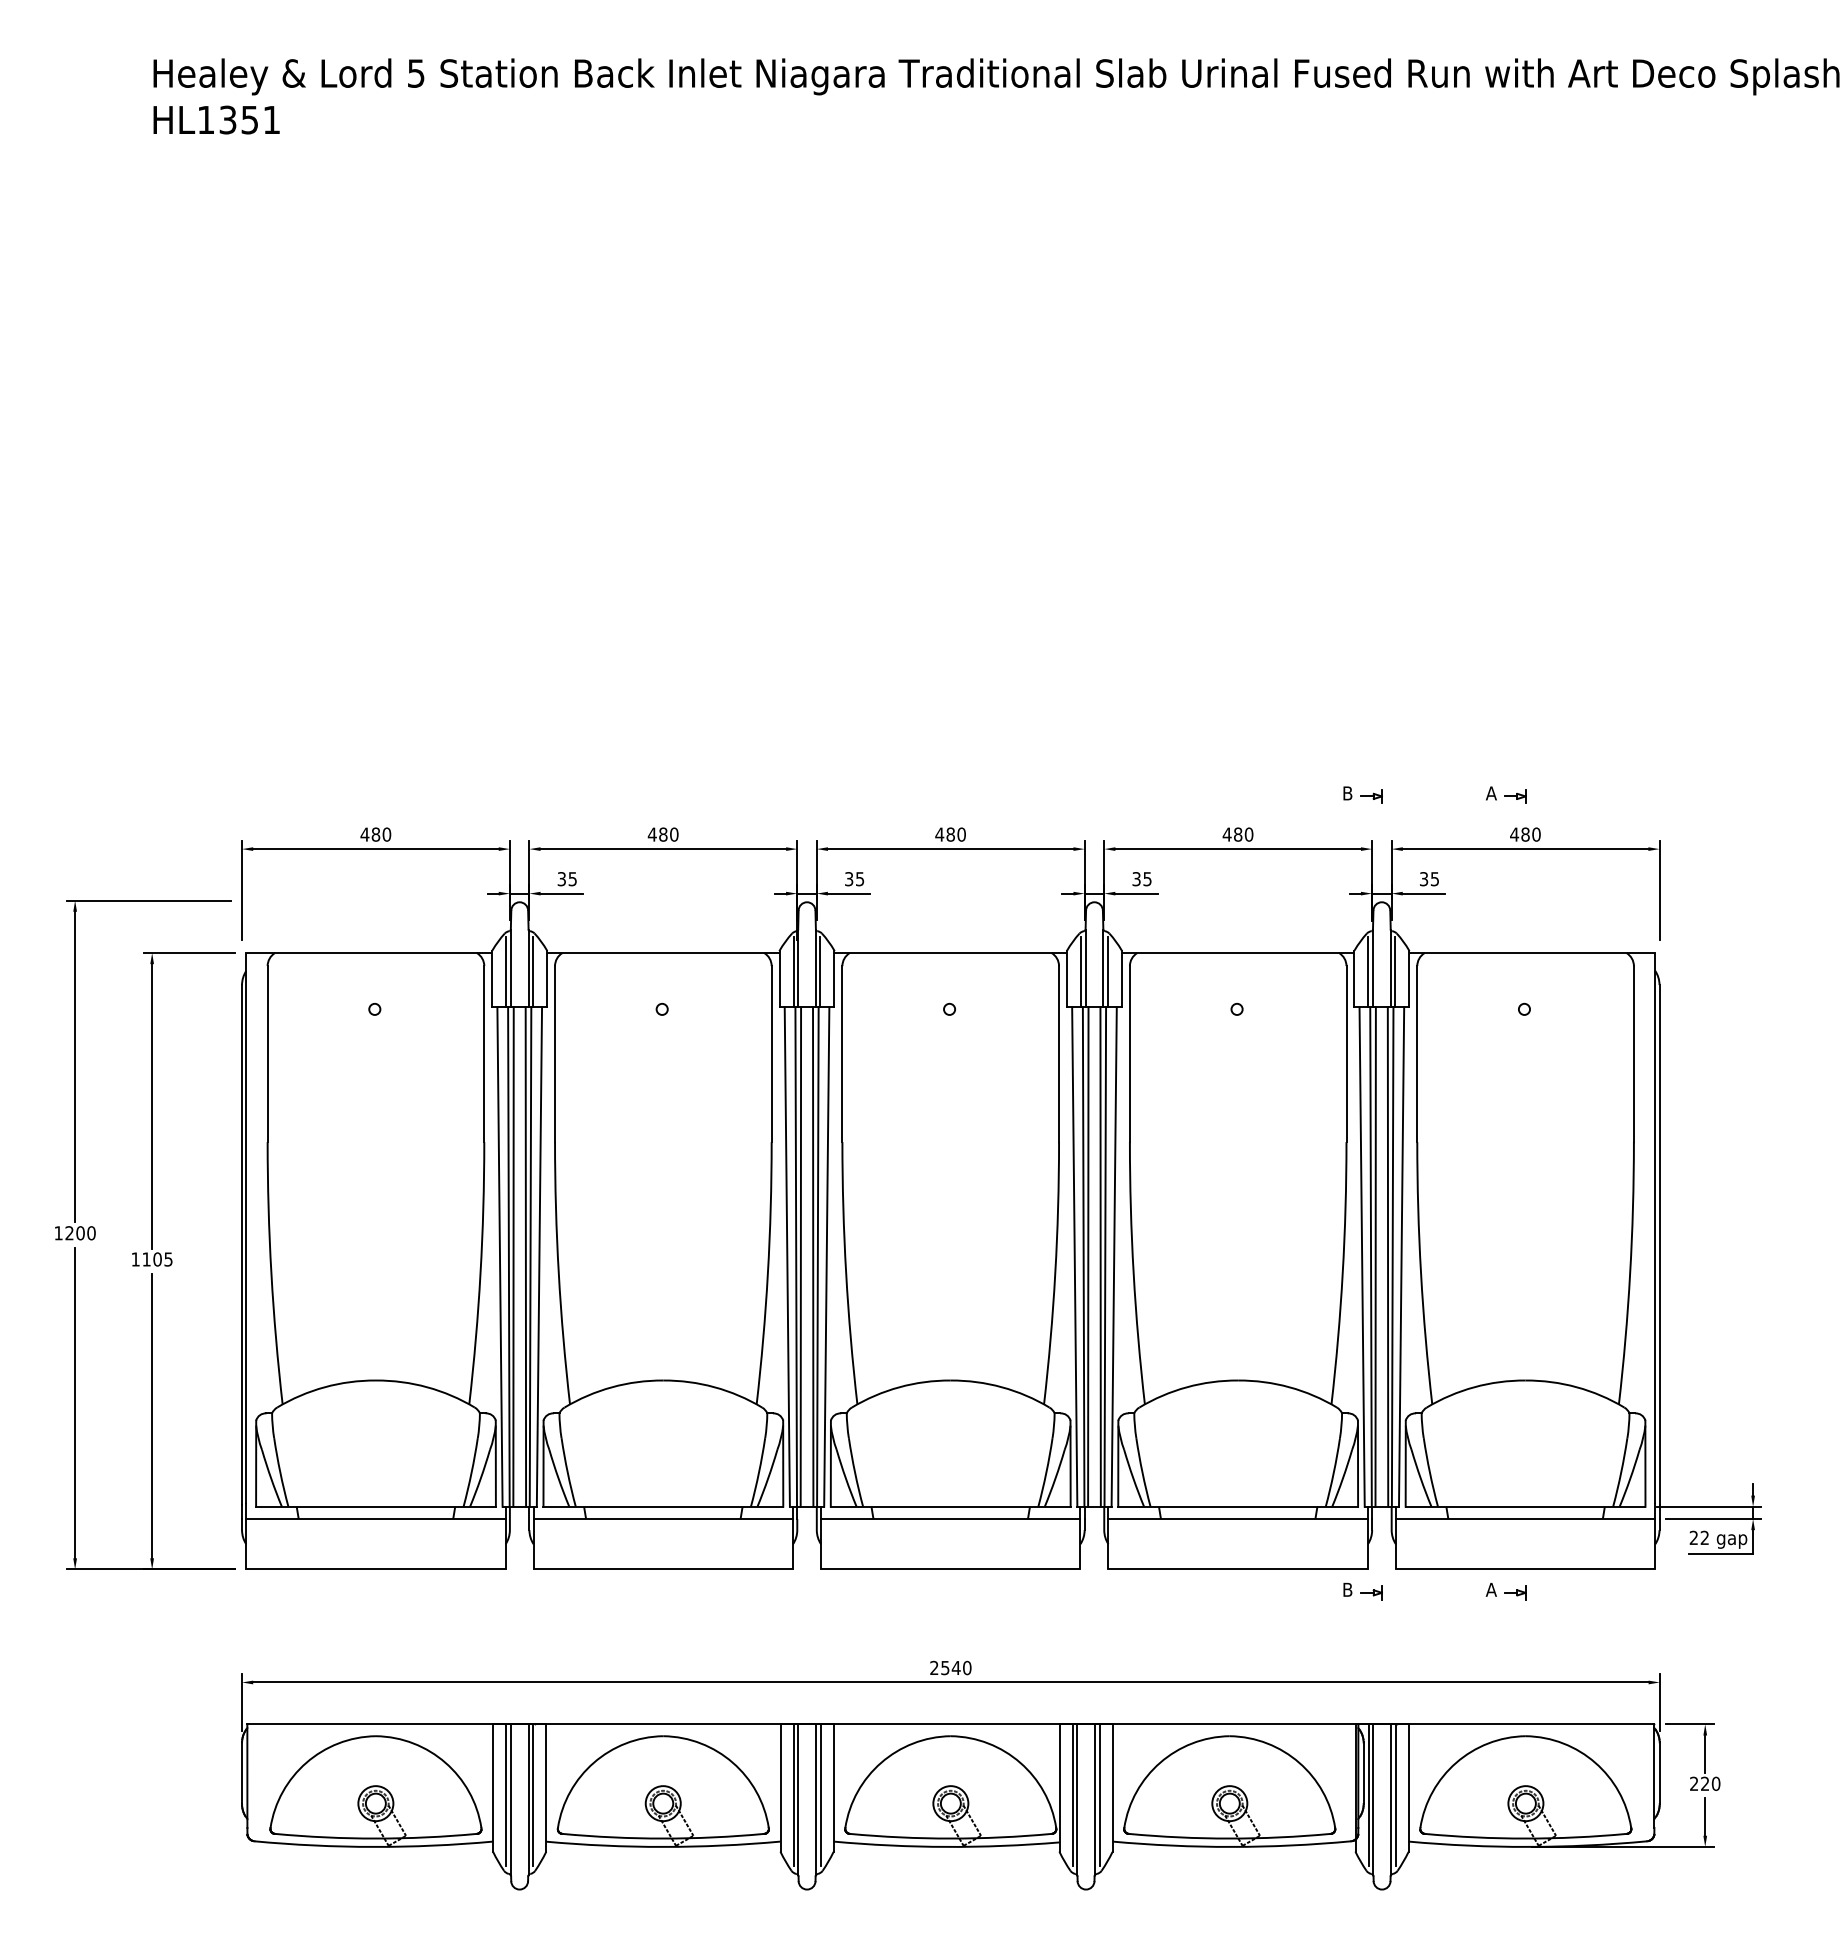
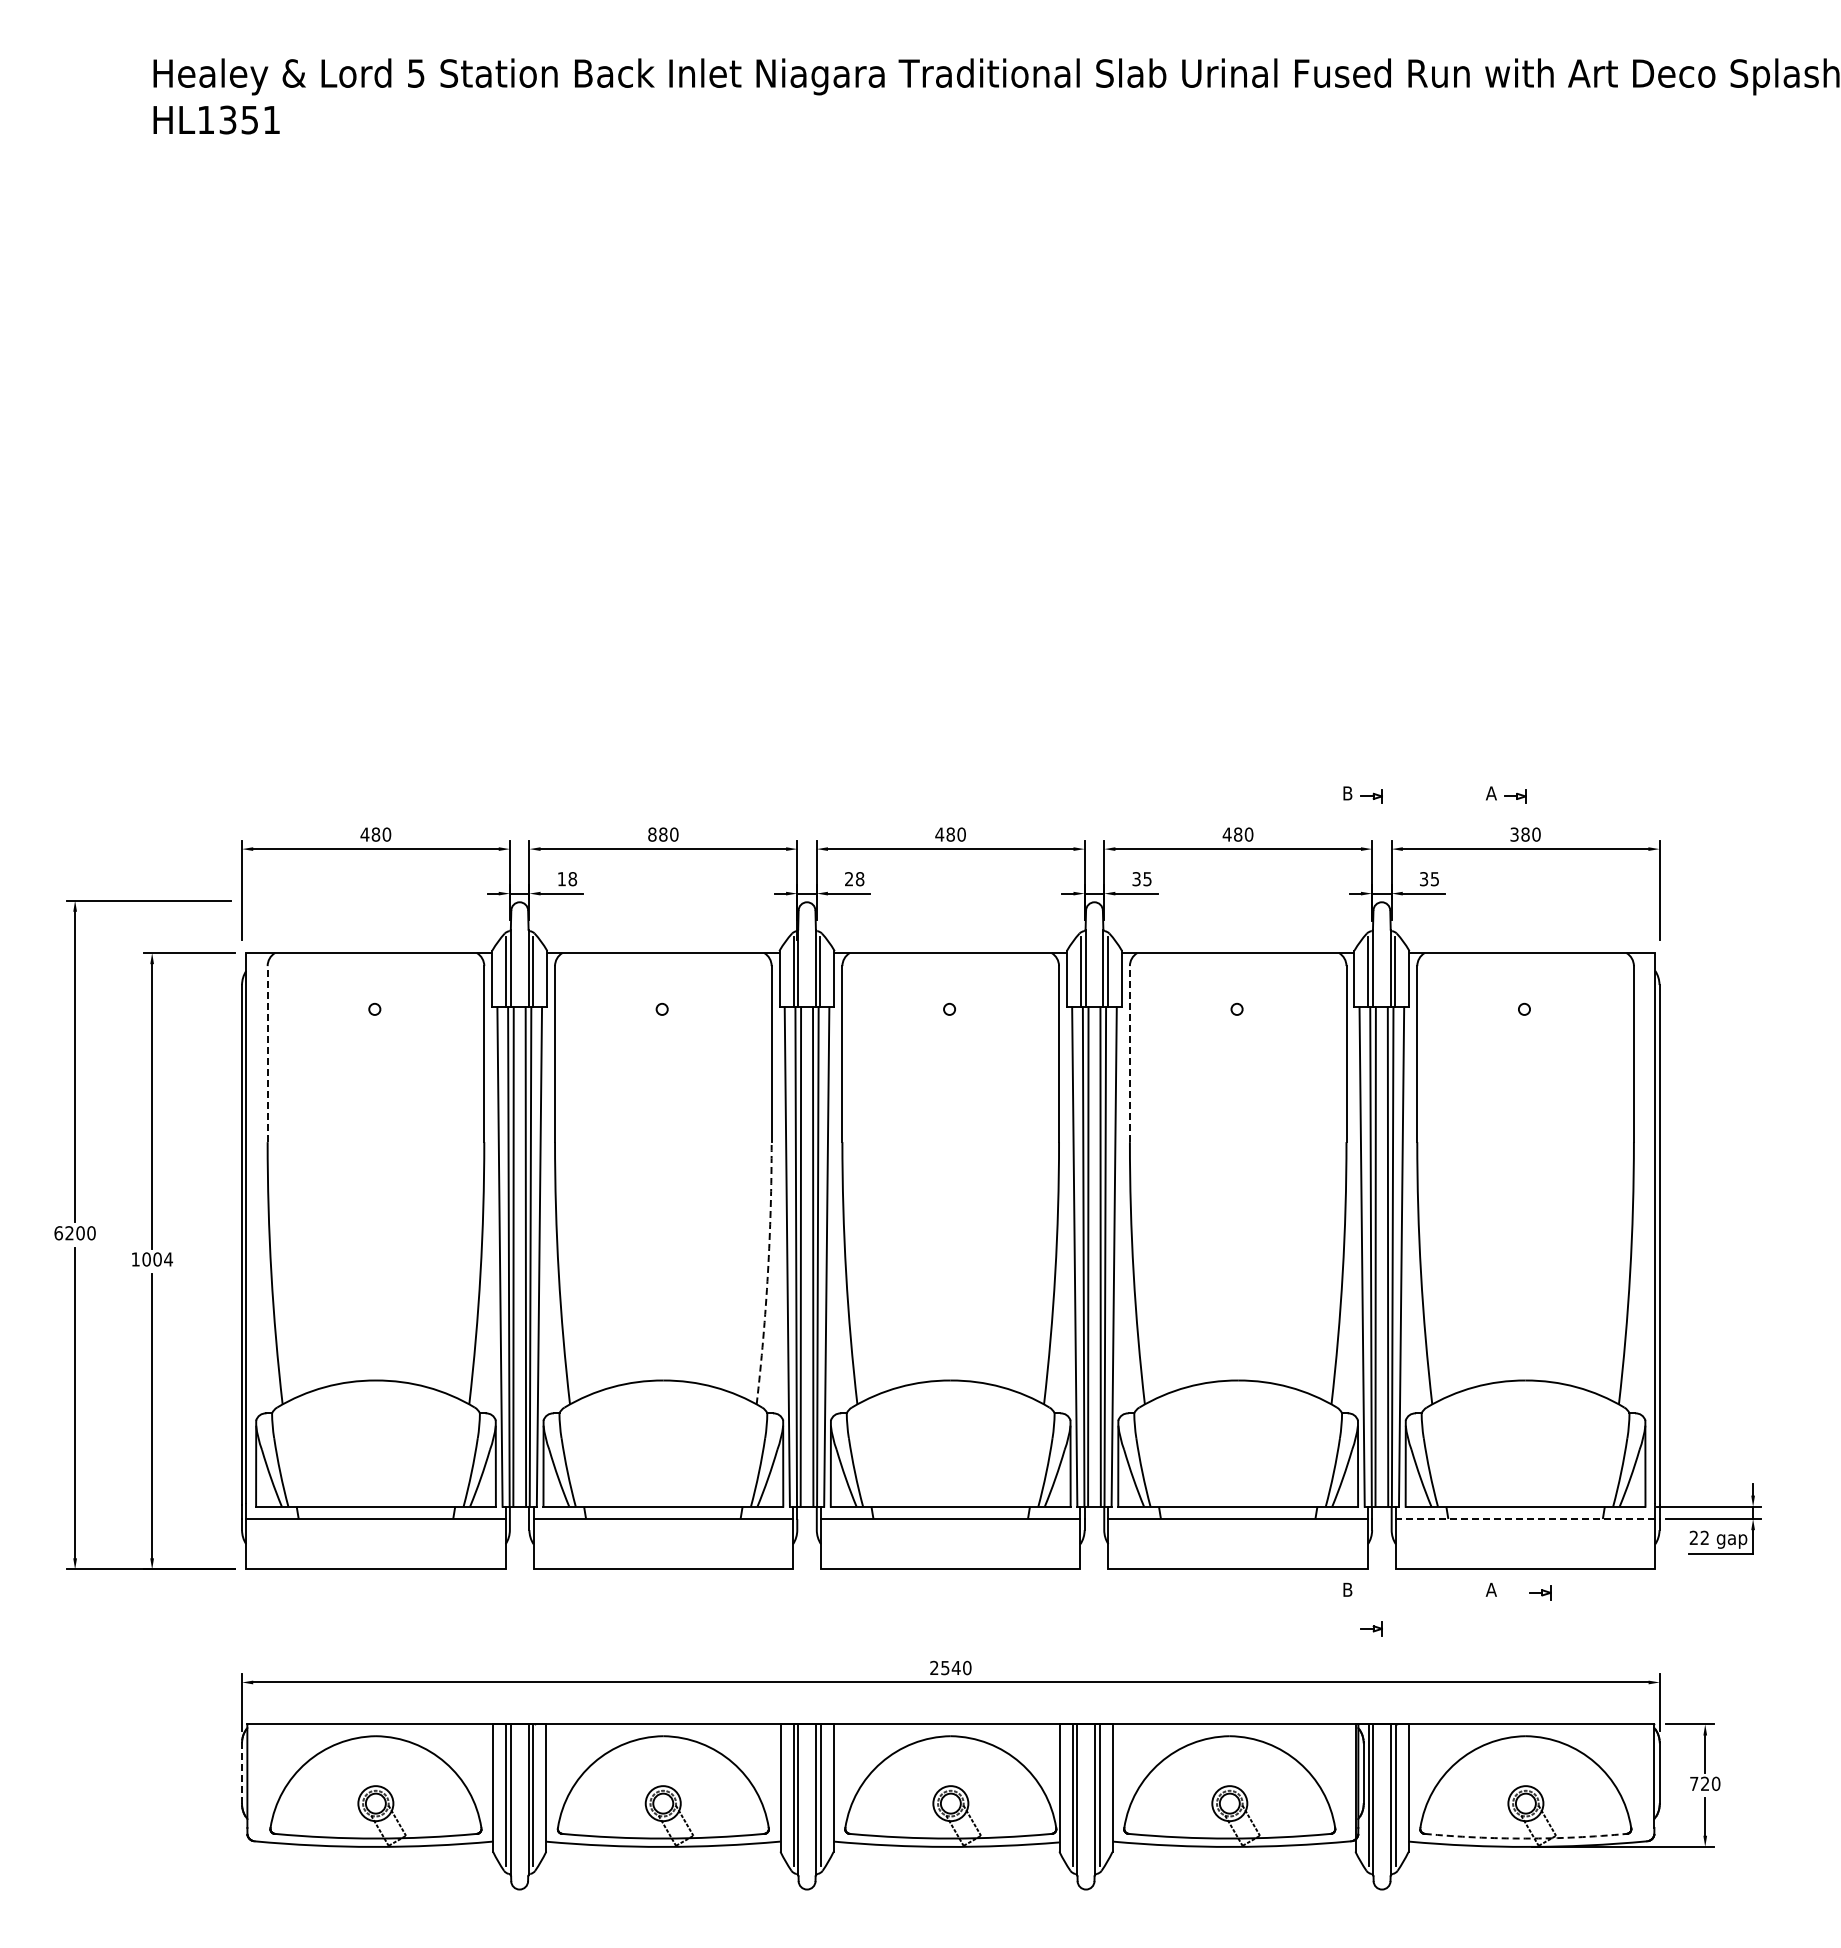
text: 480 -> 880 (651, 834)
text: 480 -> 380 (1514, 834)
text: 35 -> 18 (567, 879)
text: 35 -> 28 (854, 879)
line: solid -> dashed (267, 1053)
line: solid -> dashed (1129, 1053)
text: 1200 -> 6200 (58, 1233)
text: 1105 -> 1004 (157, 1259)
arc: solid -> dashed (767, 1273)
line: solid -> dashed (1525, 1518)
part position: (1371, 1592) -> (1371, 1628) (1371, 1628)
part position: (1515, 1592) -> (1540, 1592) (1540, 1592)
line: solid -> dashed (242, 1773)
text: 220 -> 720 (1694, 1783)
arc: solid -> dashed (1525, 1838)
